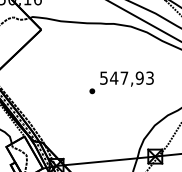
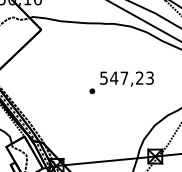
text: 547,93 -> 547,23 (139, 77)
